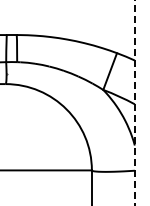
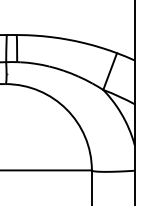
line: dashed -> solid (134, 102)
